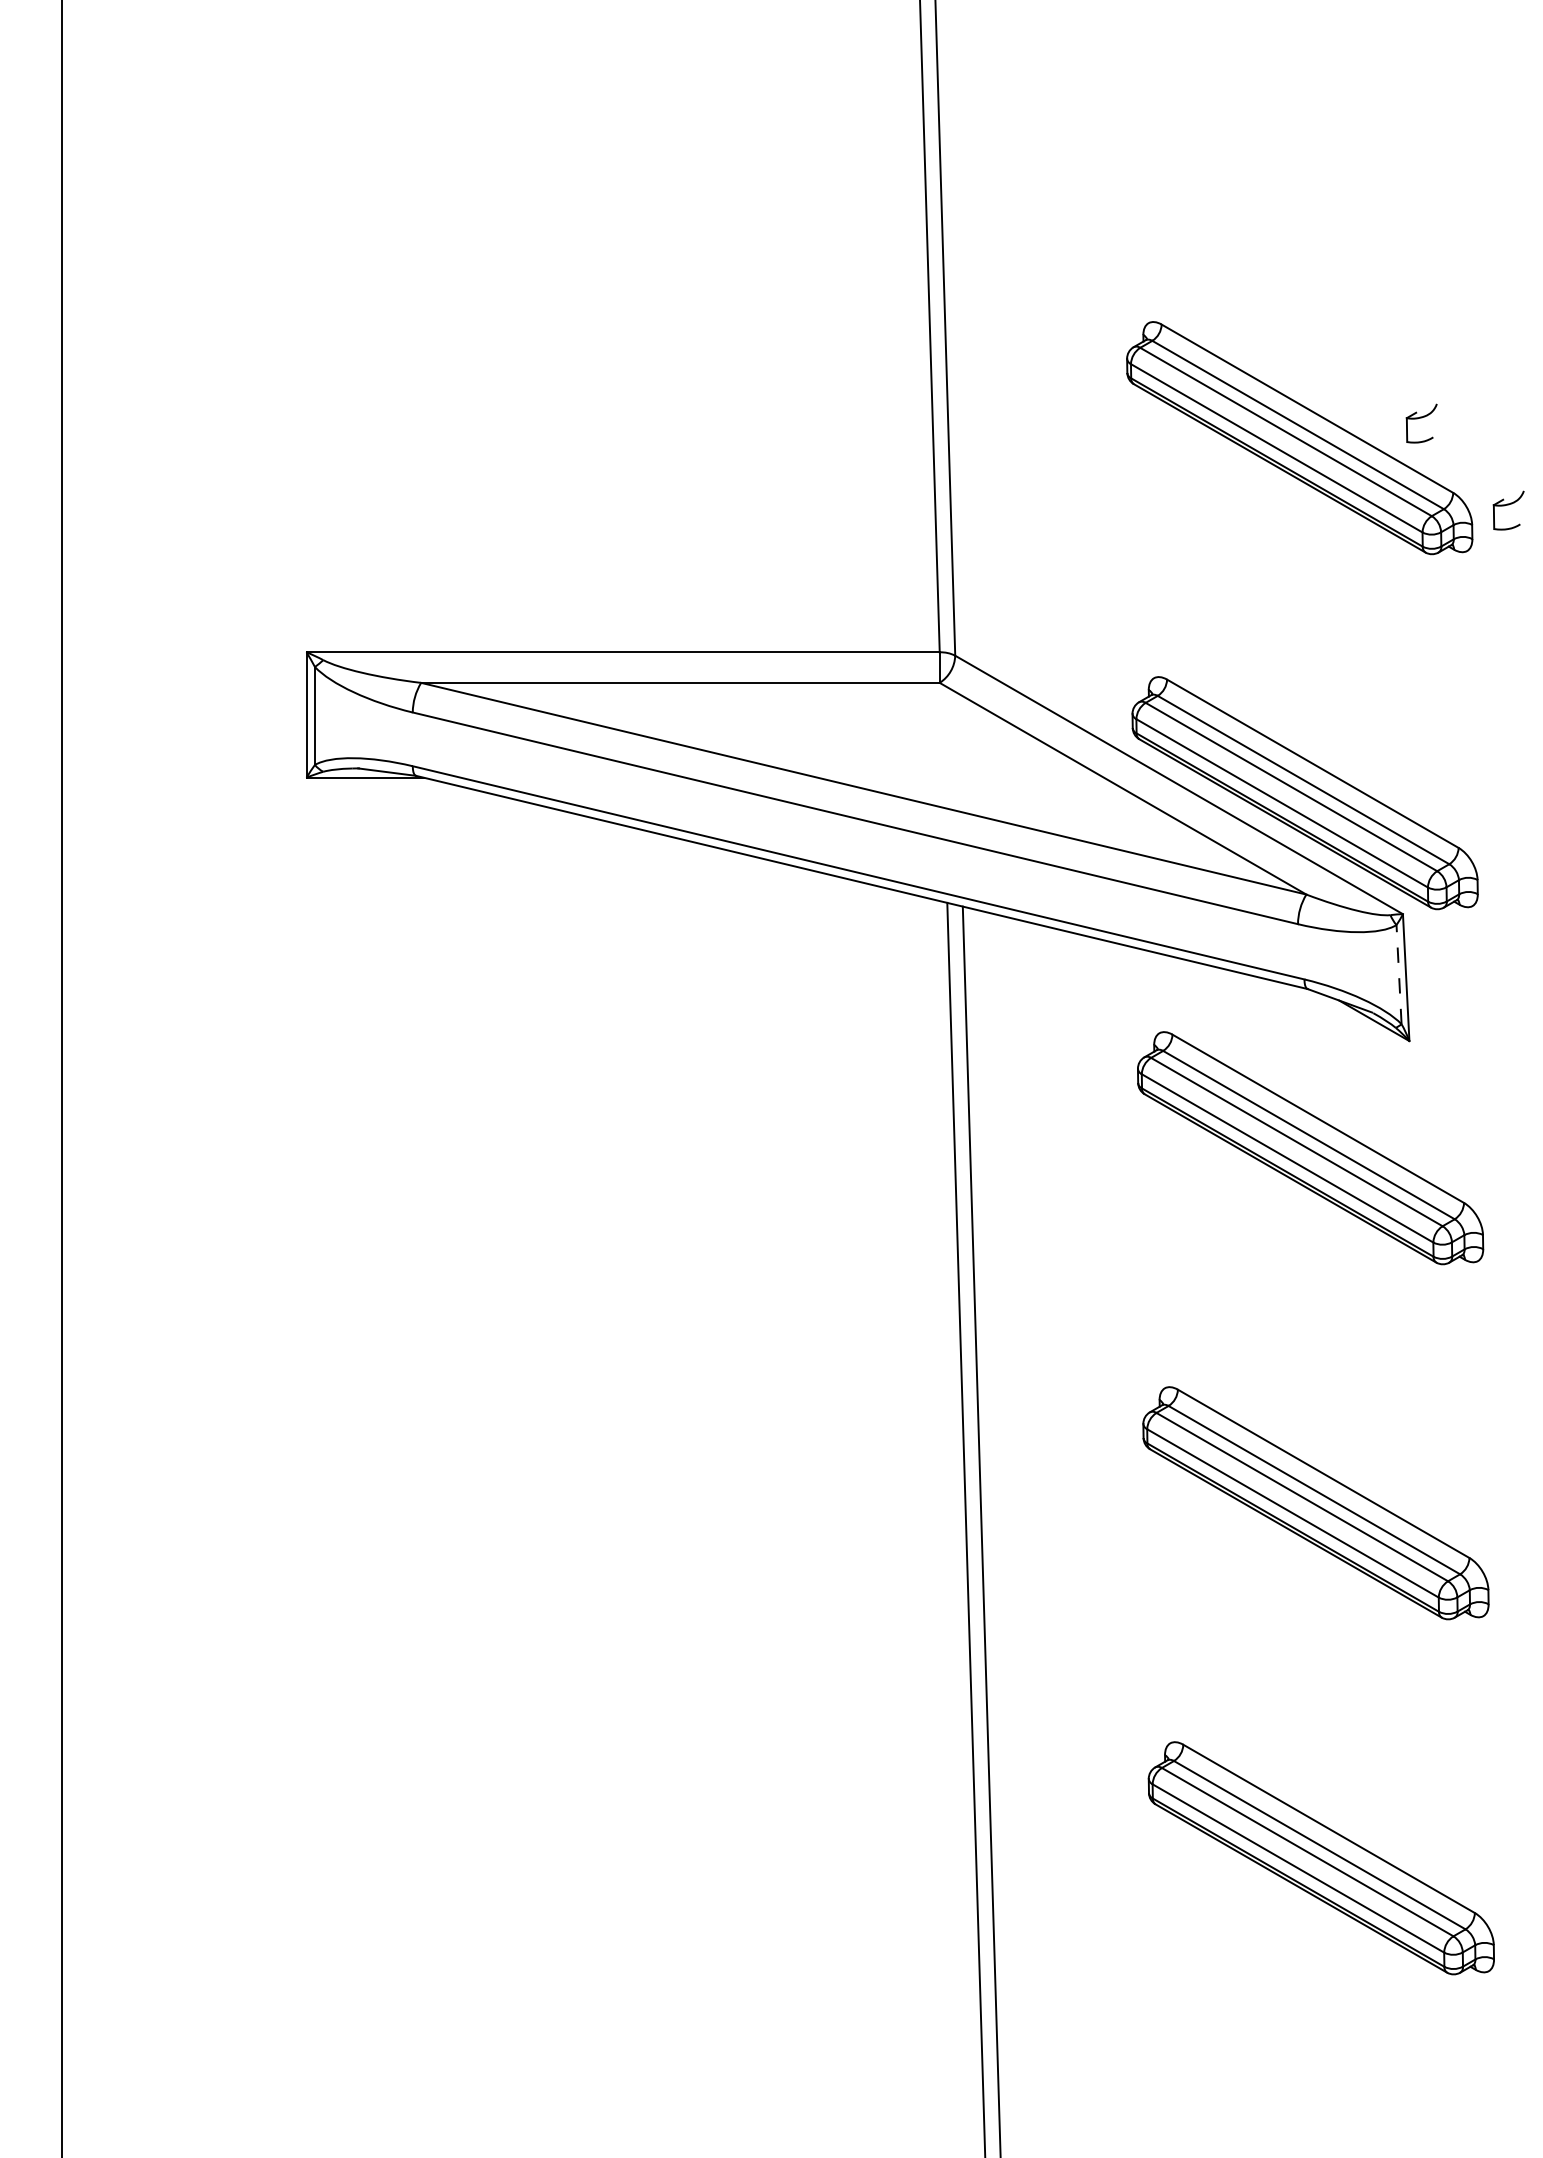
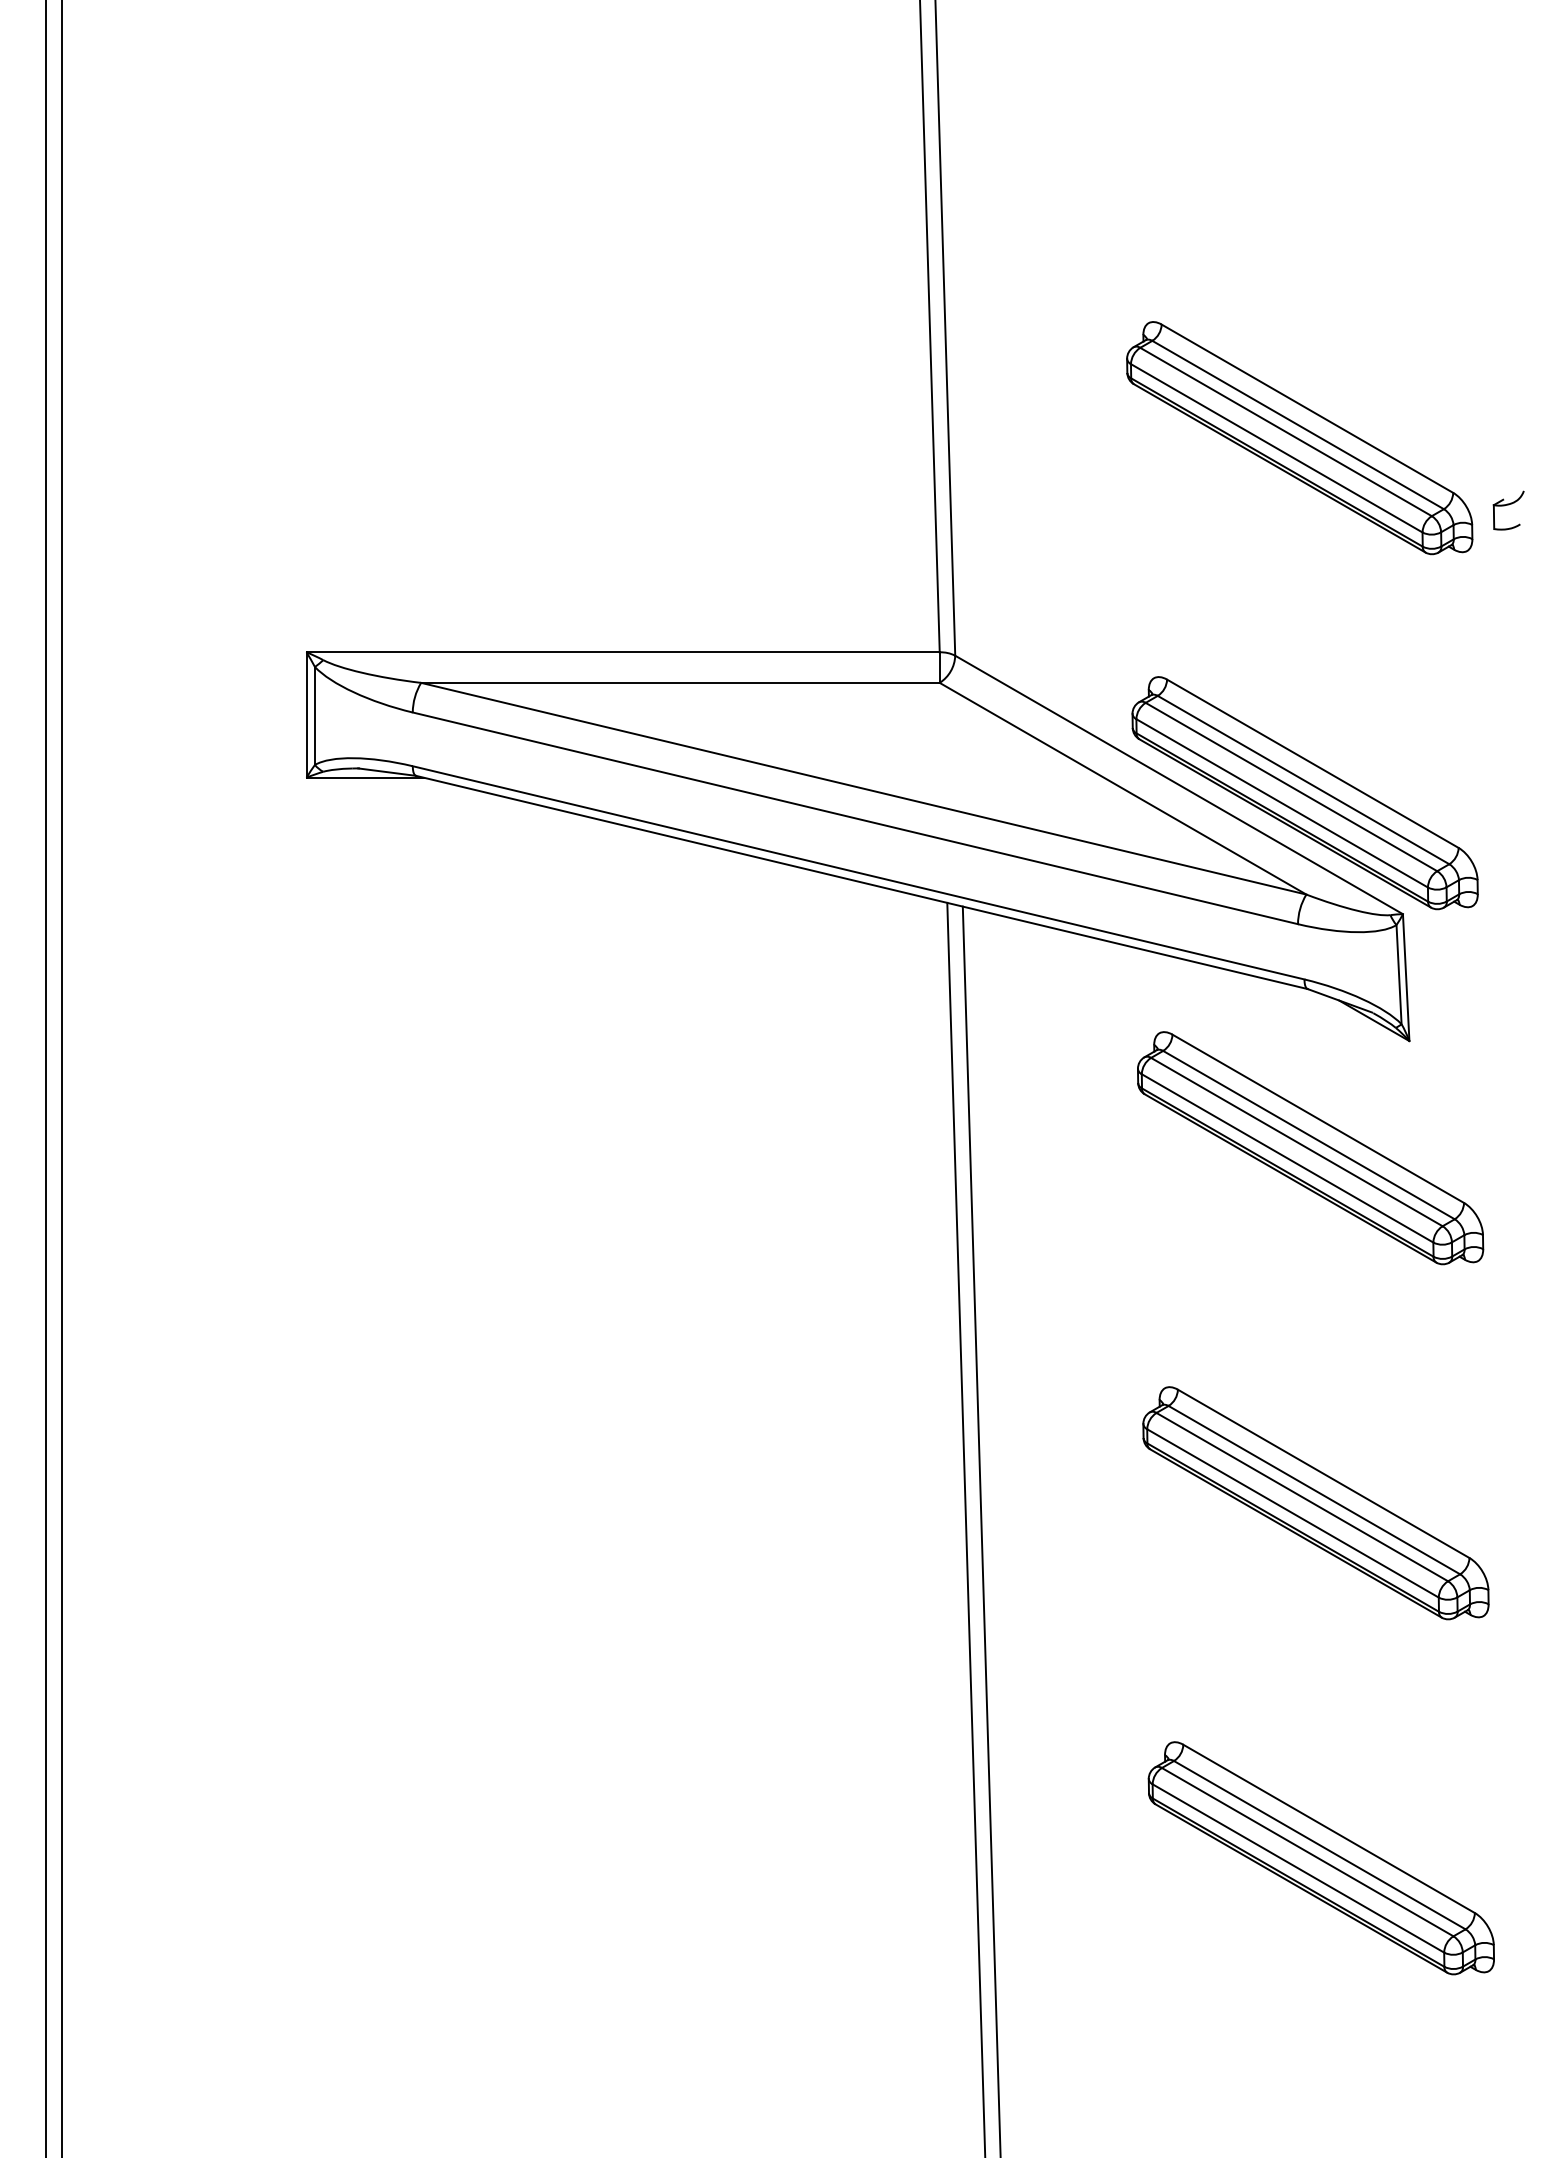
part: present -> none (1421, 423)
line: dashed -> solid (1399, 974)
line: none -> present (46, 1078)
